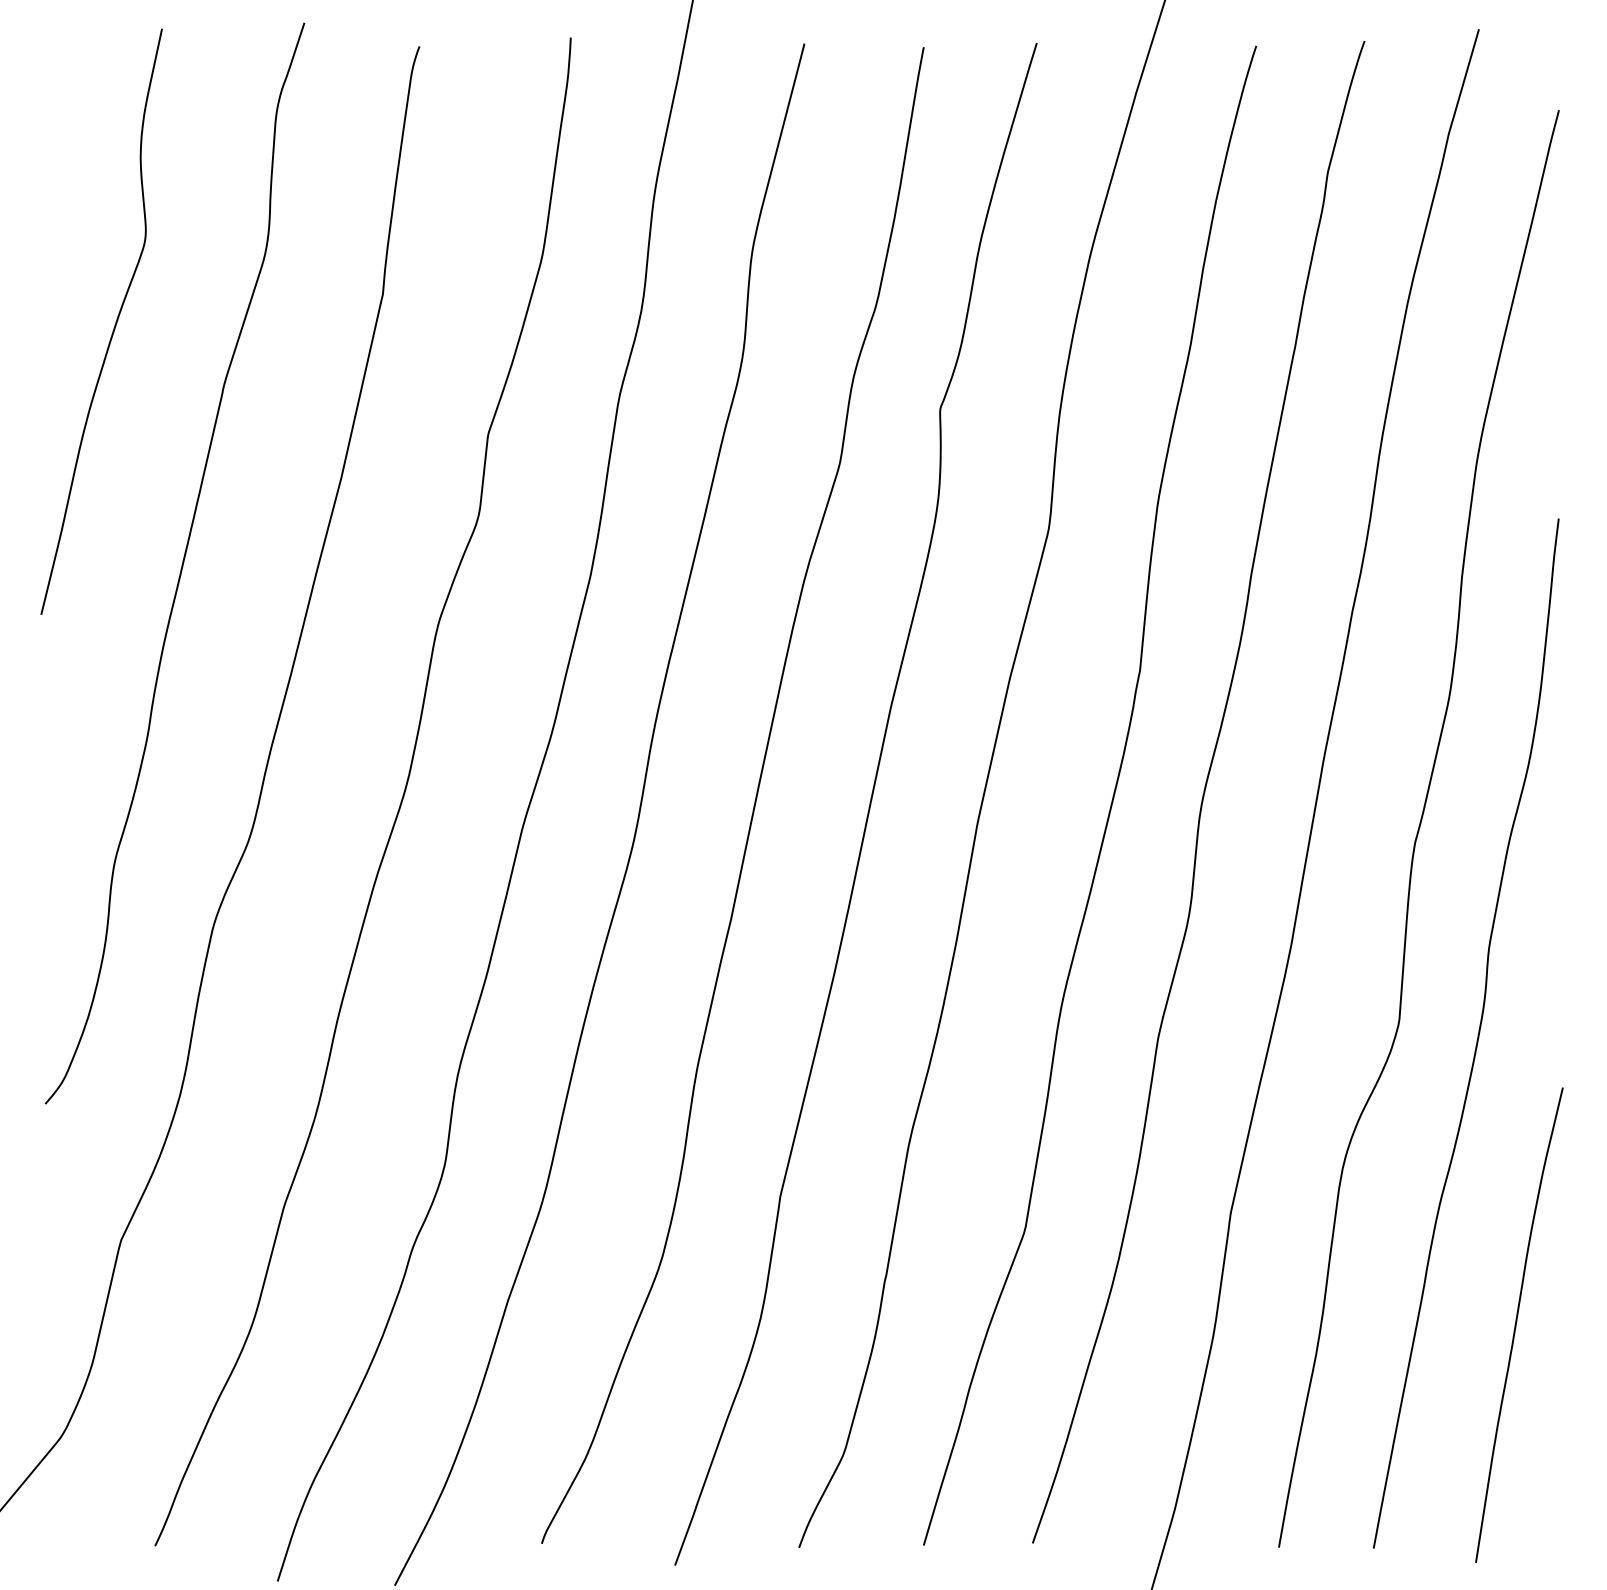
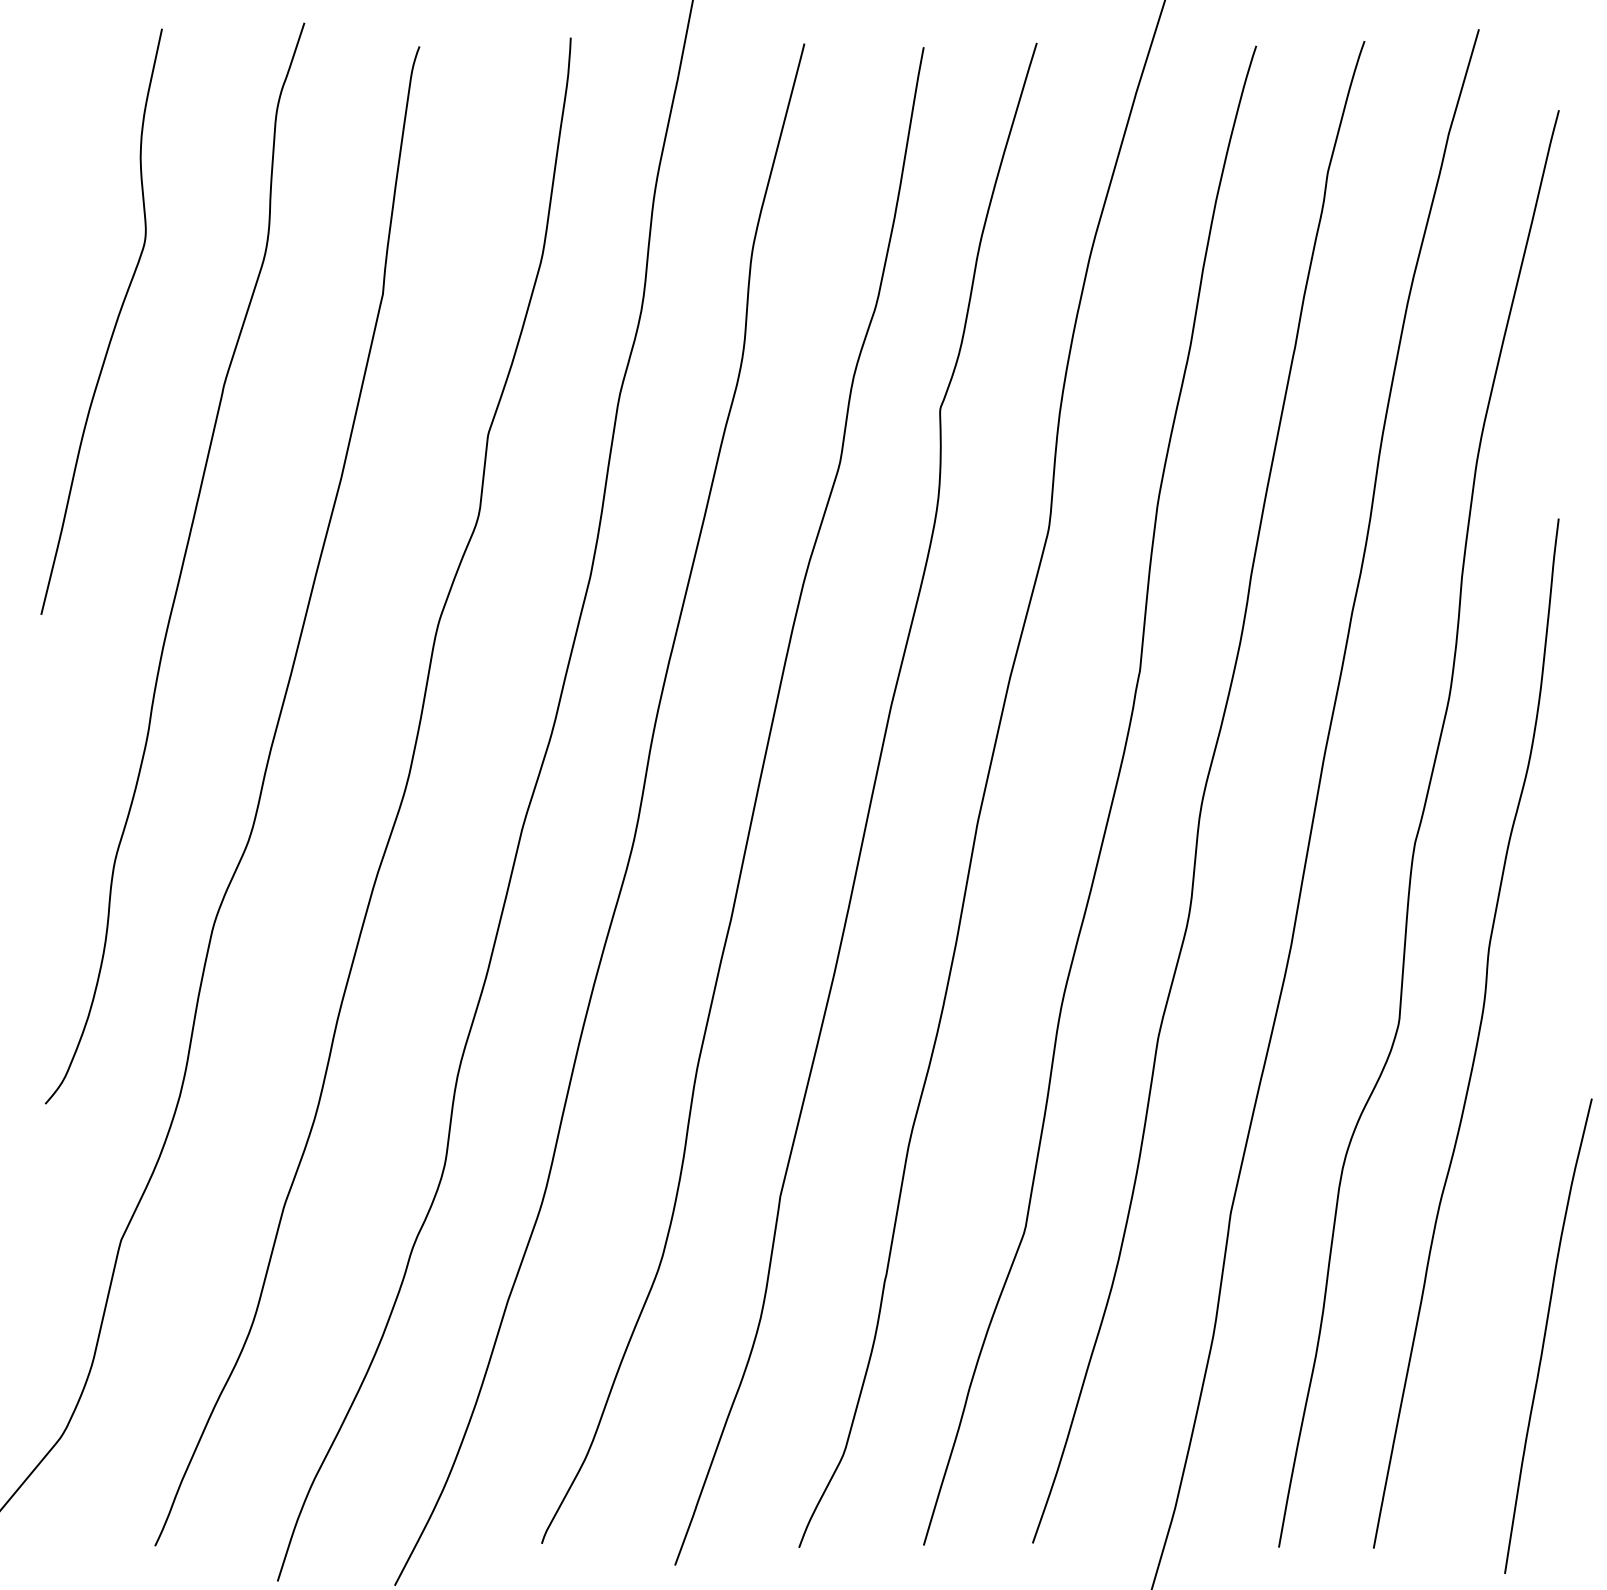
curve position: (1516, 1324) -> (1545, 1335) (1545, 1335)
